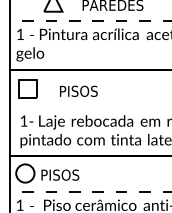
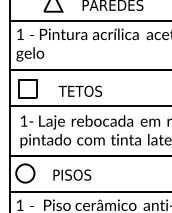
line: dashed -> solid (90, 21)
text: PISOS -> TETOS (80, 90)
line: none -> present (89, 106)
text position: (60, 174) -> (72, 174) (72, 174)
line: dashed -> solid (90, 192)
